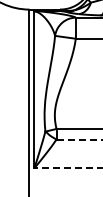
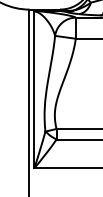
line: dashed -> solid (79, 139)
line: dashed -> solid (68, 168)
